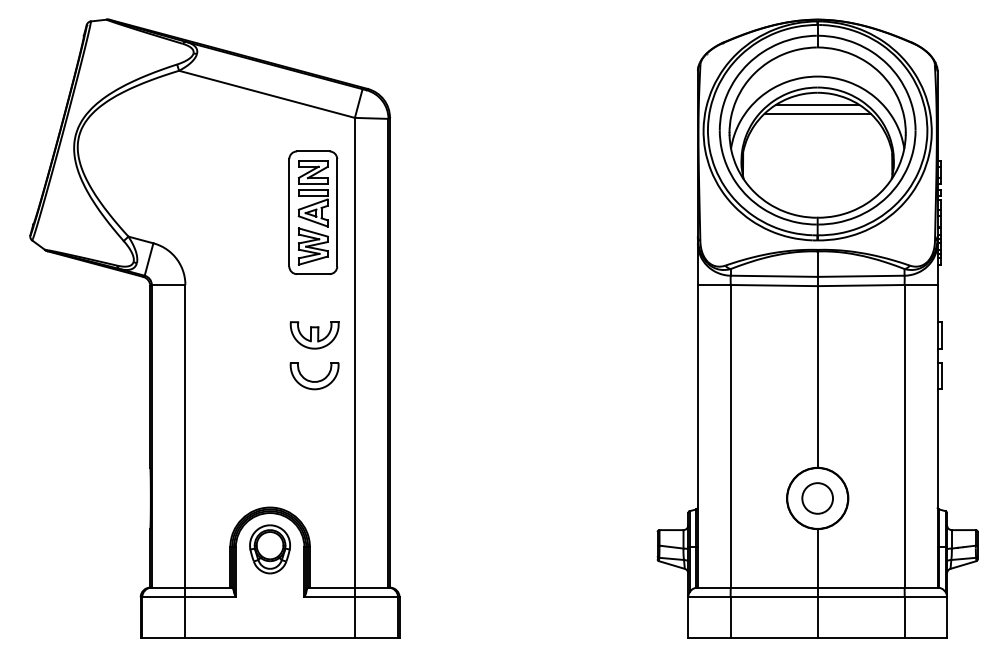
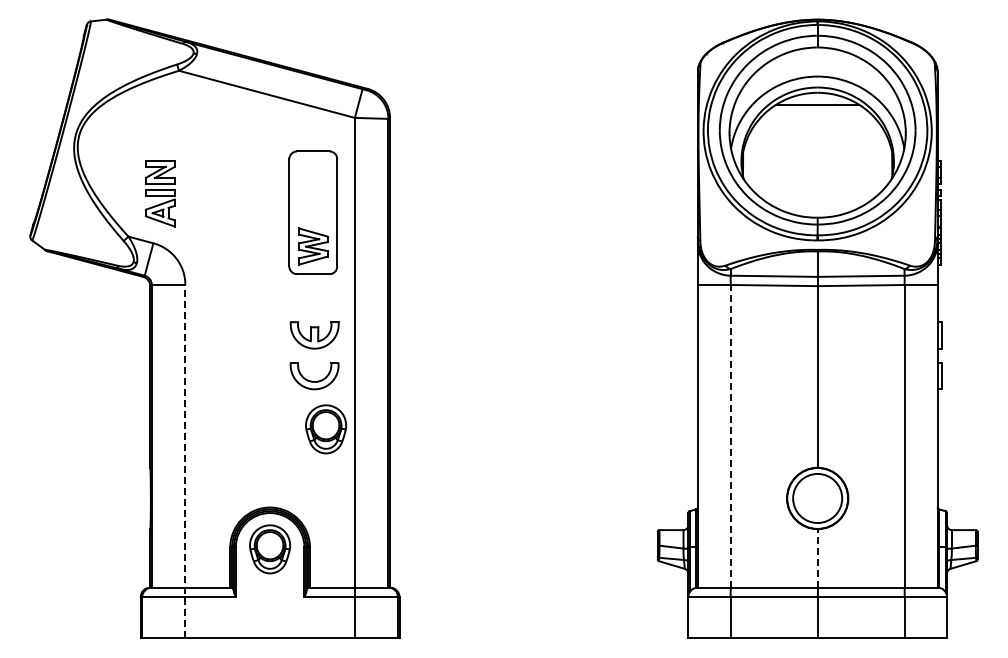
line: present -> none (817, 113)
part position: (312, 193) -> (159, 193) (159, 193)
part: none -> present (325, 429)
line: solid -> dashed (730, 435)
line: solid -> dashed (185, 461)
circle diameter: 31 px -> 49 px (817, 498)
line: solid -> dashed (817, 557)
